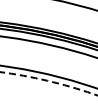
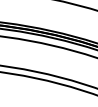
arc: dashed -> solid (48, 81)
